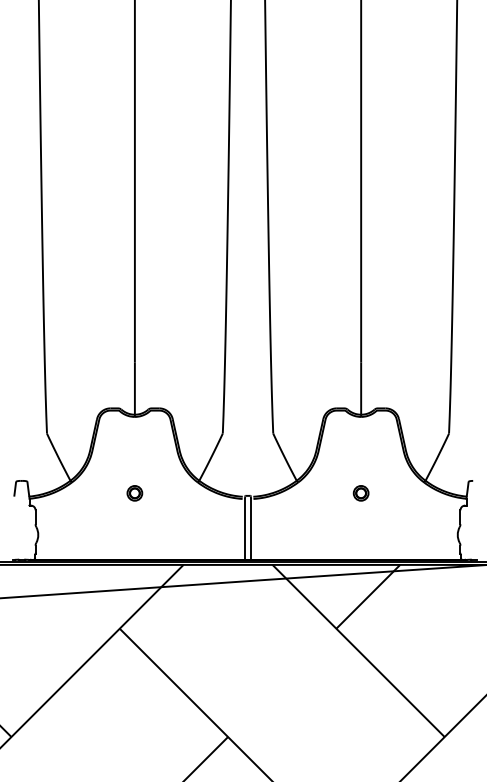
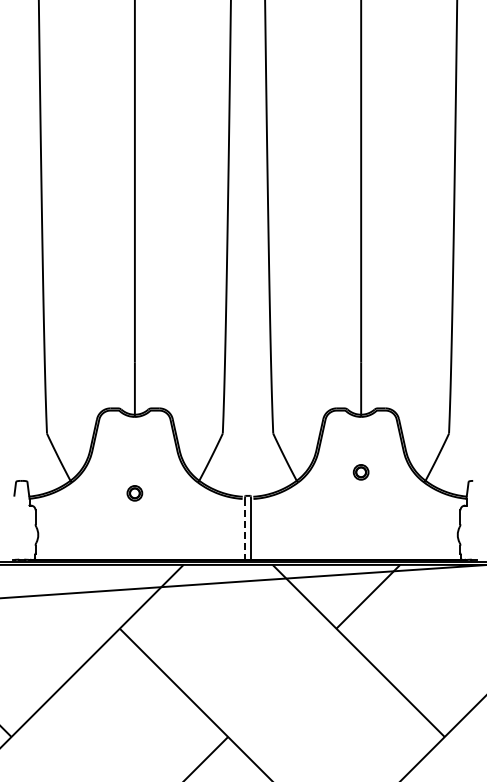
part position: (360, 493) -> (360, 472) (360, 472)
line: solid -> dashed (244, 529)
